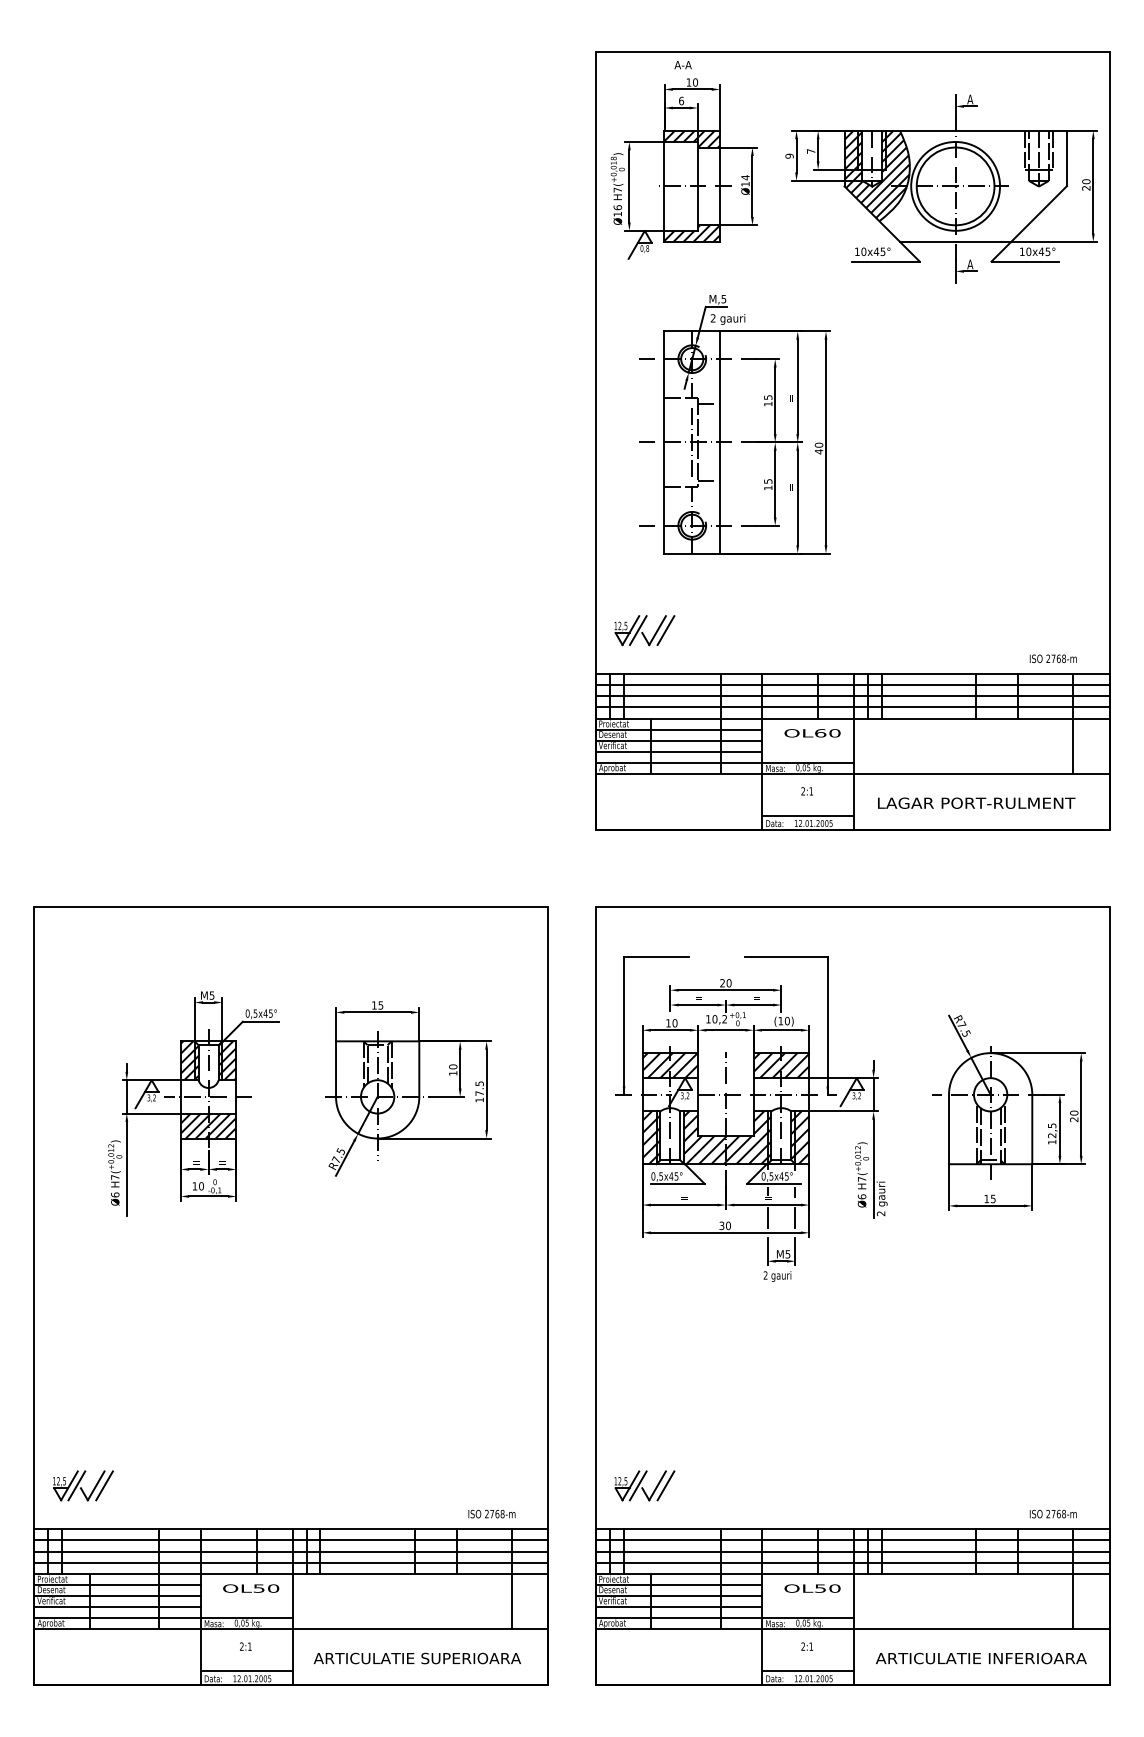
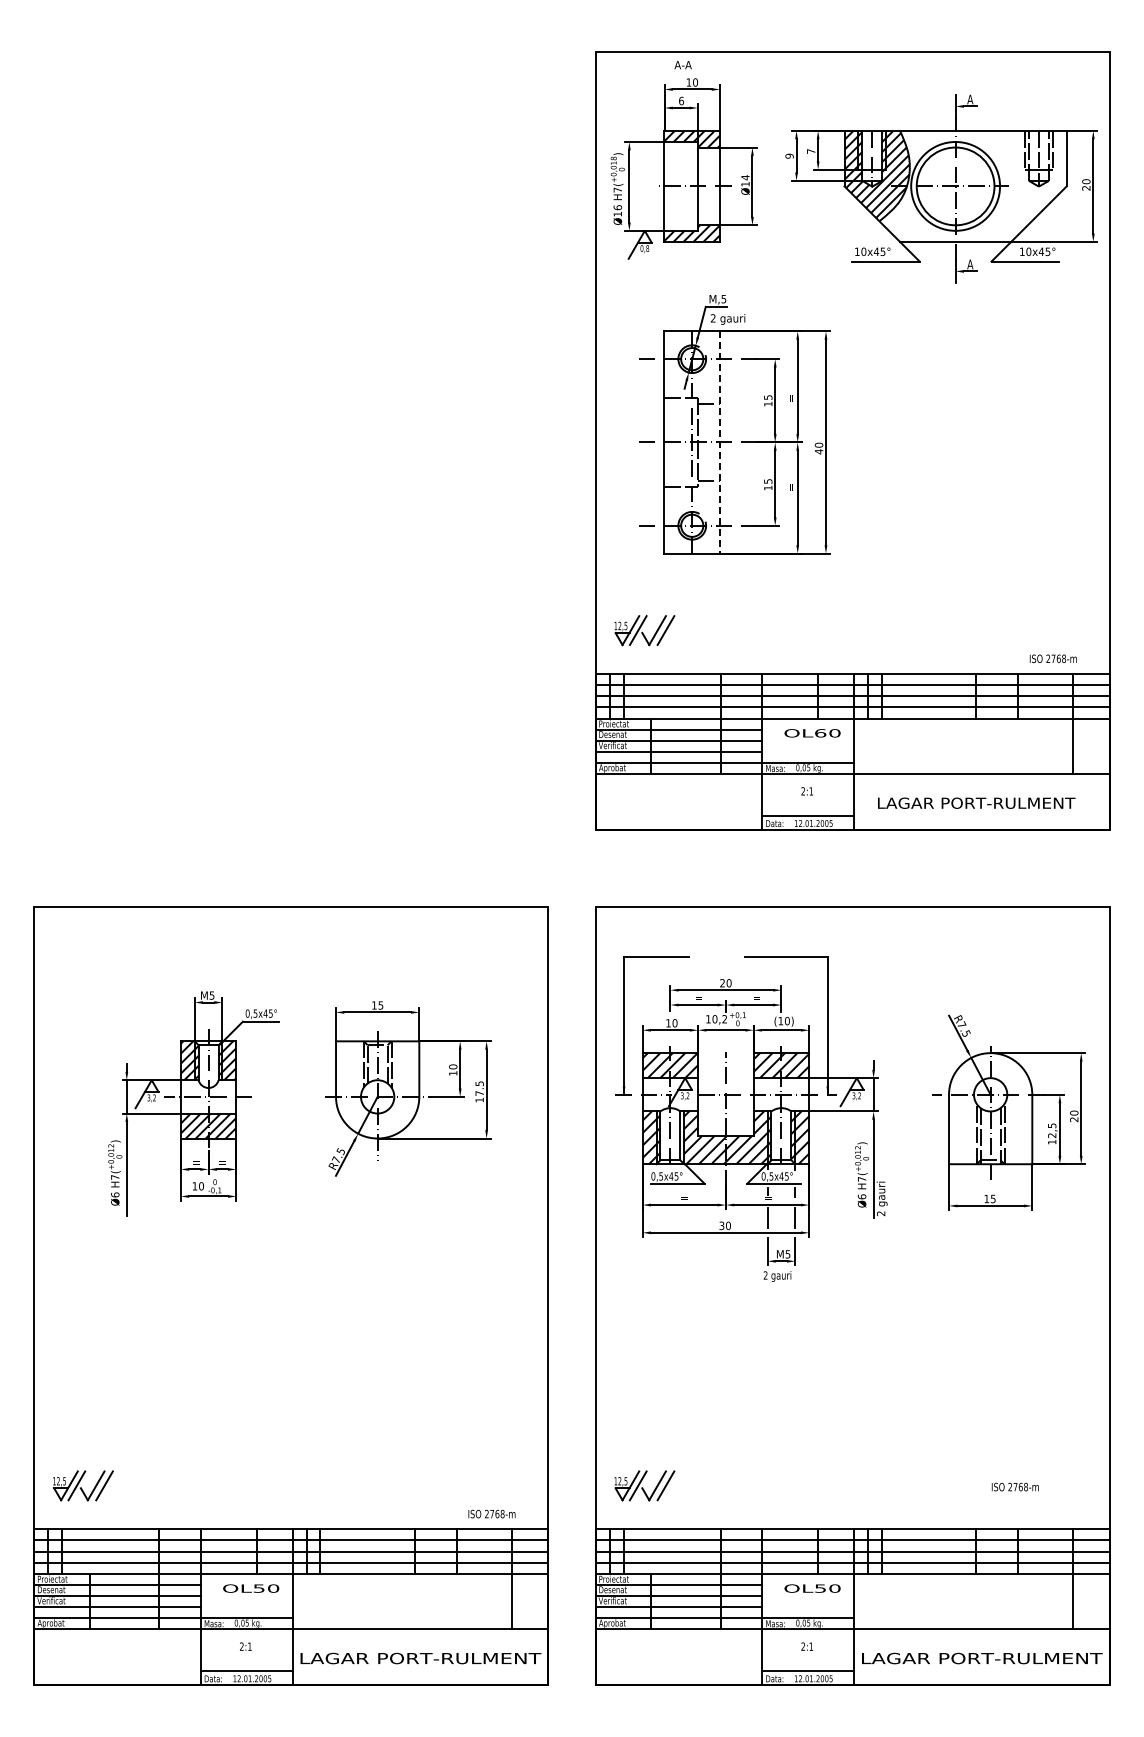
line: solid -> dashed (720, 442)
text position: (1052, 1513) -> (1014, 1486) (1014, 1486)
text: ARTICULATIE SUPERIOARA -> LAGAR PORT-RULMENT (420, 1658)
text: ARTICULATIE INFERIOARA -> LAGAR PORT-RULMENT (982, 1658)
